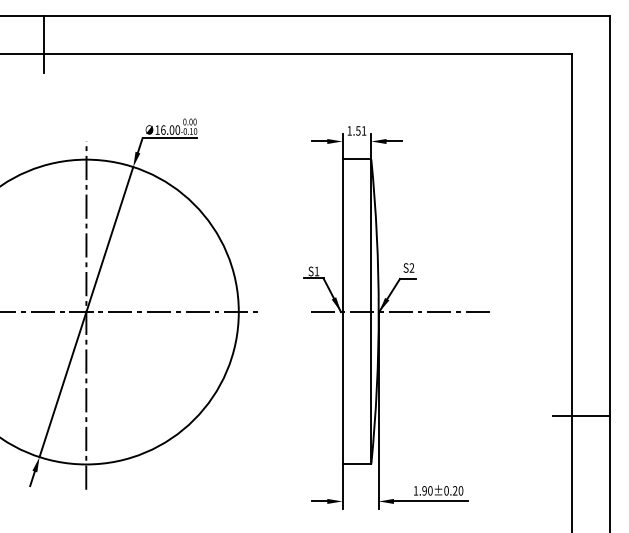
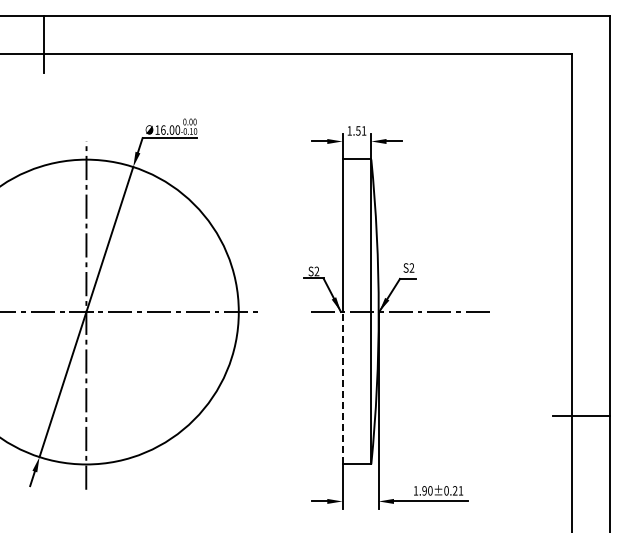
text: S1 -> S2 (316, 271)
line: solid -> dashed (342, 387)
text: 1.90±0.20 -> 1.90±0.21 (460, 490)
